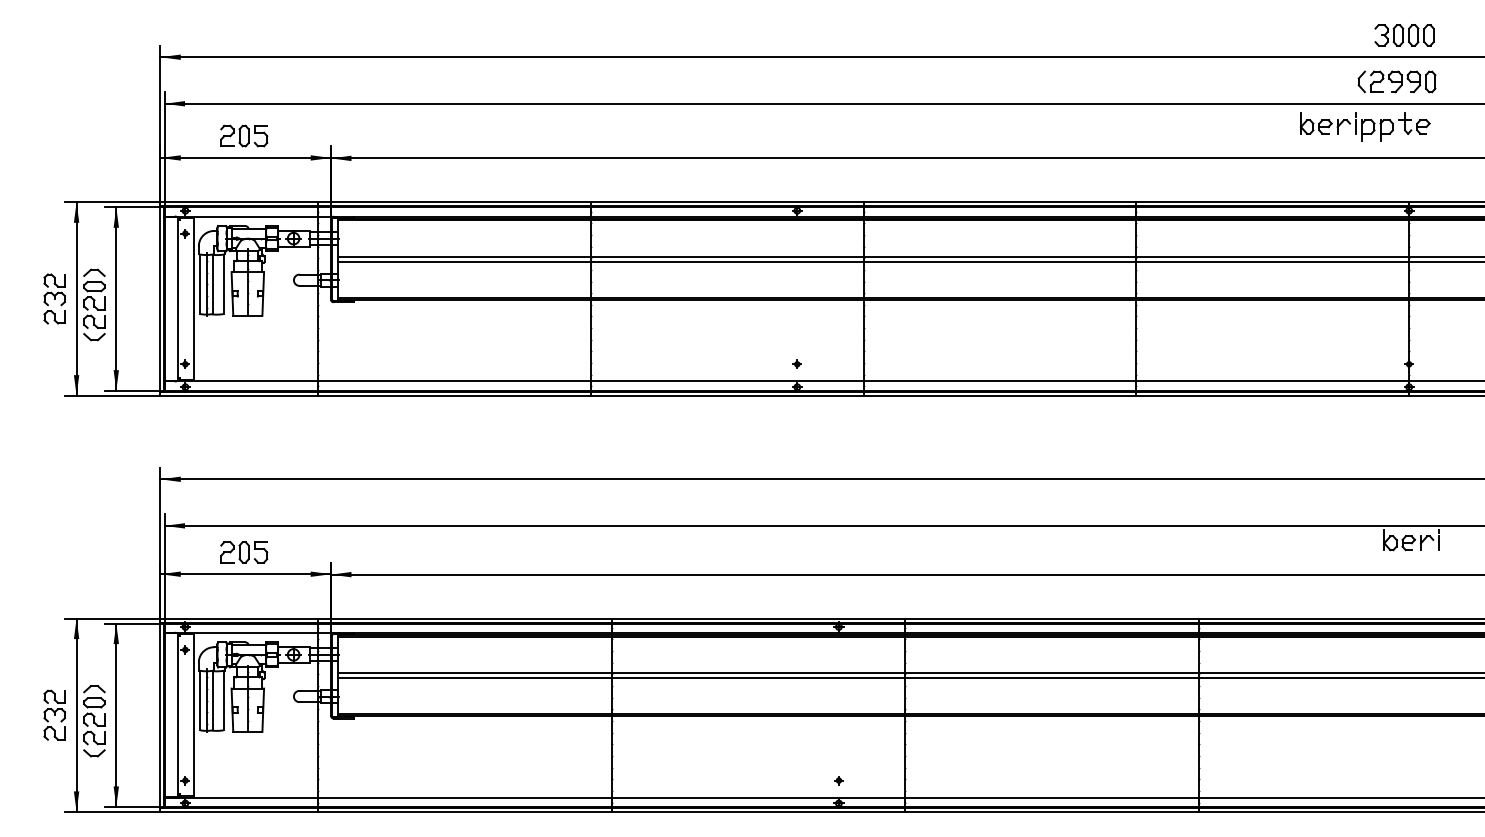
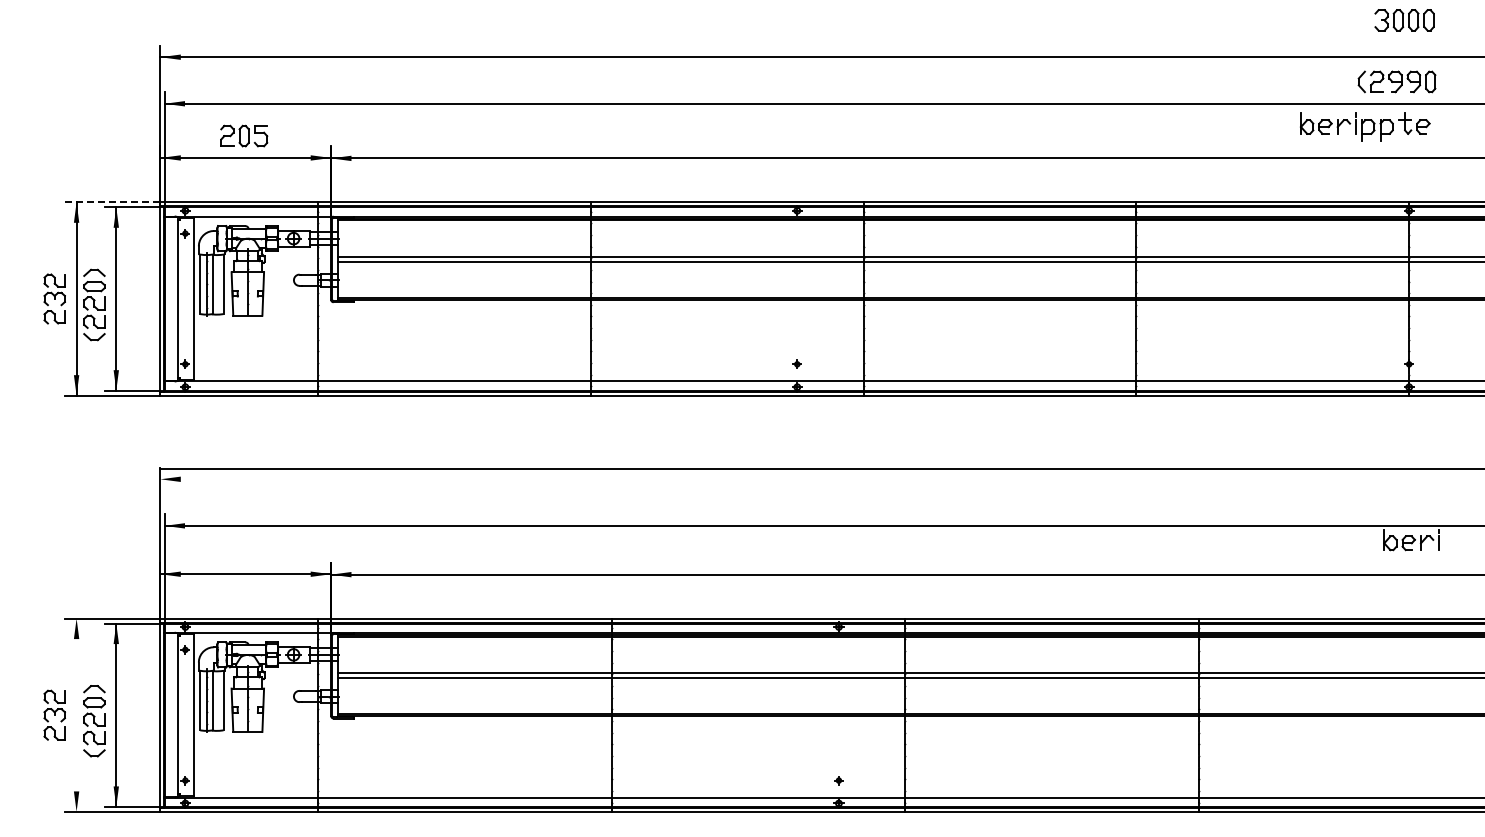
part position: (1404, 35) -> (1404, 20) (1404, 20)
line: solid -> dashed (112, 202)
line position: (820, 479) -> (820, 469) (820, 469)
part: present -> none (244, 552)
line: present -> none (76, 714)
